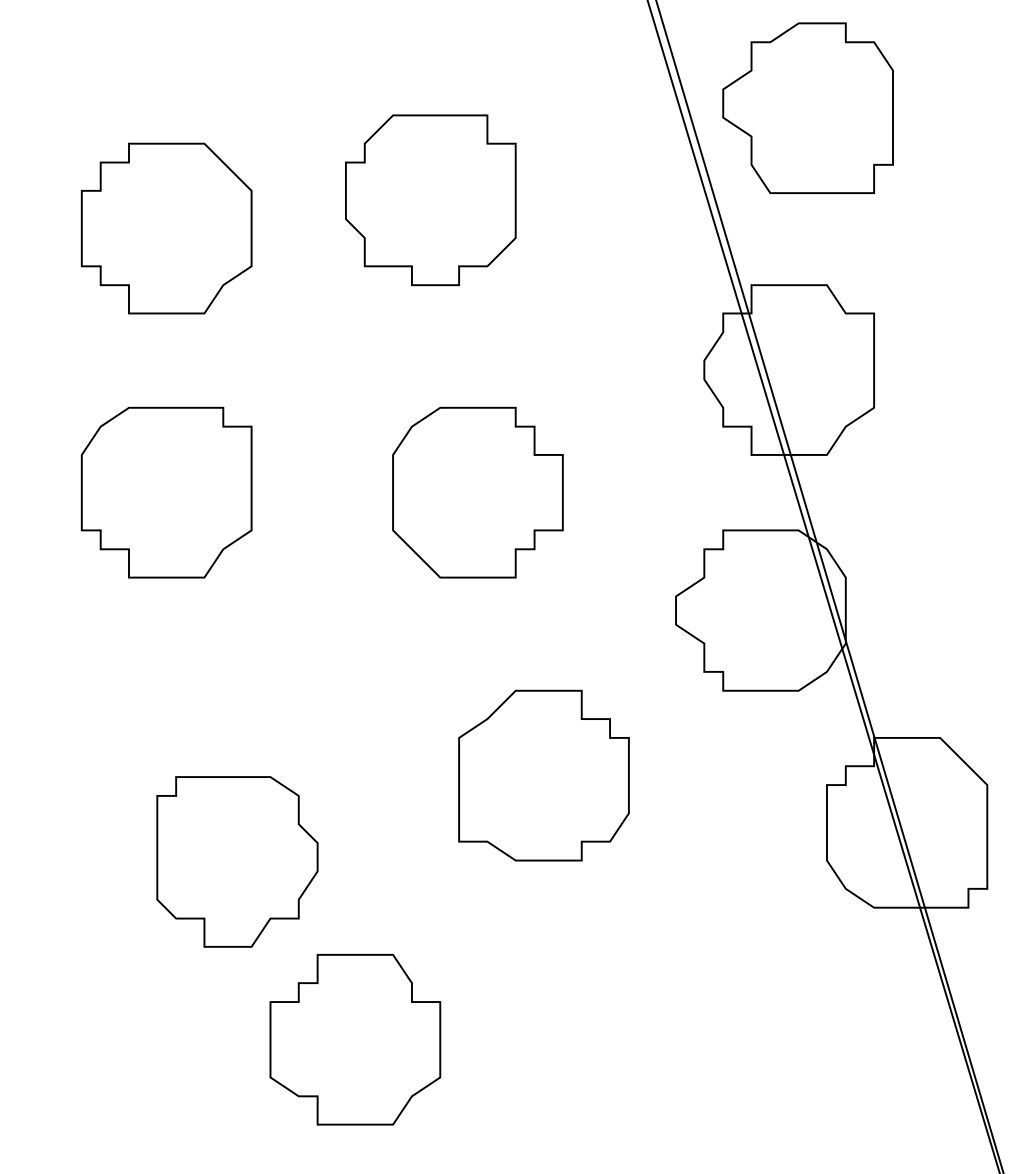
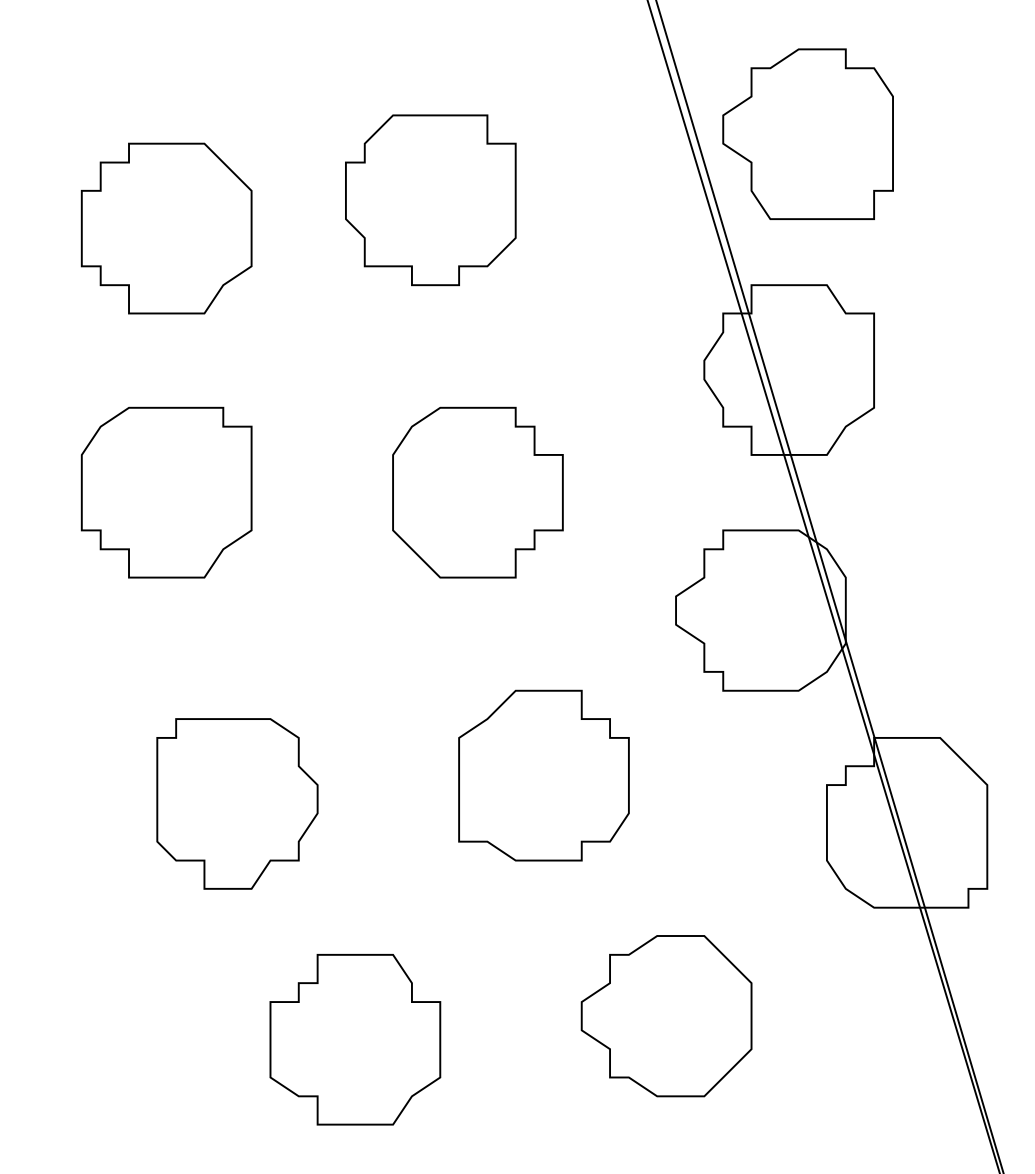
part position: (807, 107) -> (807, 133) (807, 133)
part position: (237, 861) -> (237, 803) (237, 803)
part: none -> present (666, 1016)
